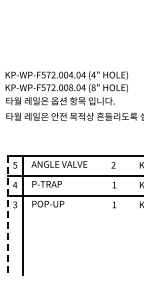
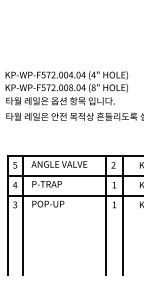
line: none -> present (106, 215)
line: none -> present (122, 215)
line: dashed -> solid (7, 216)
